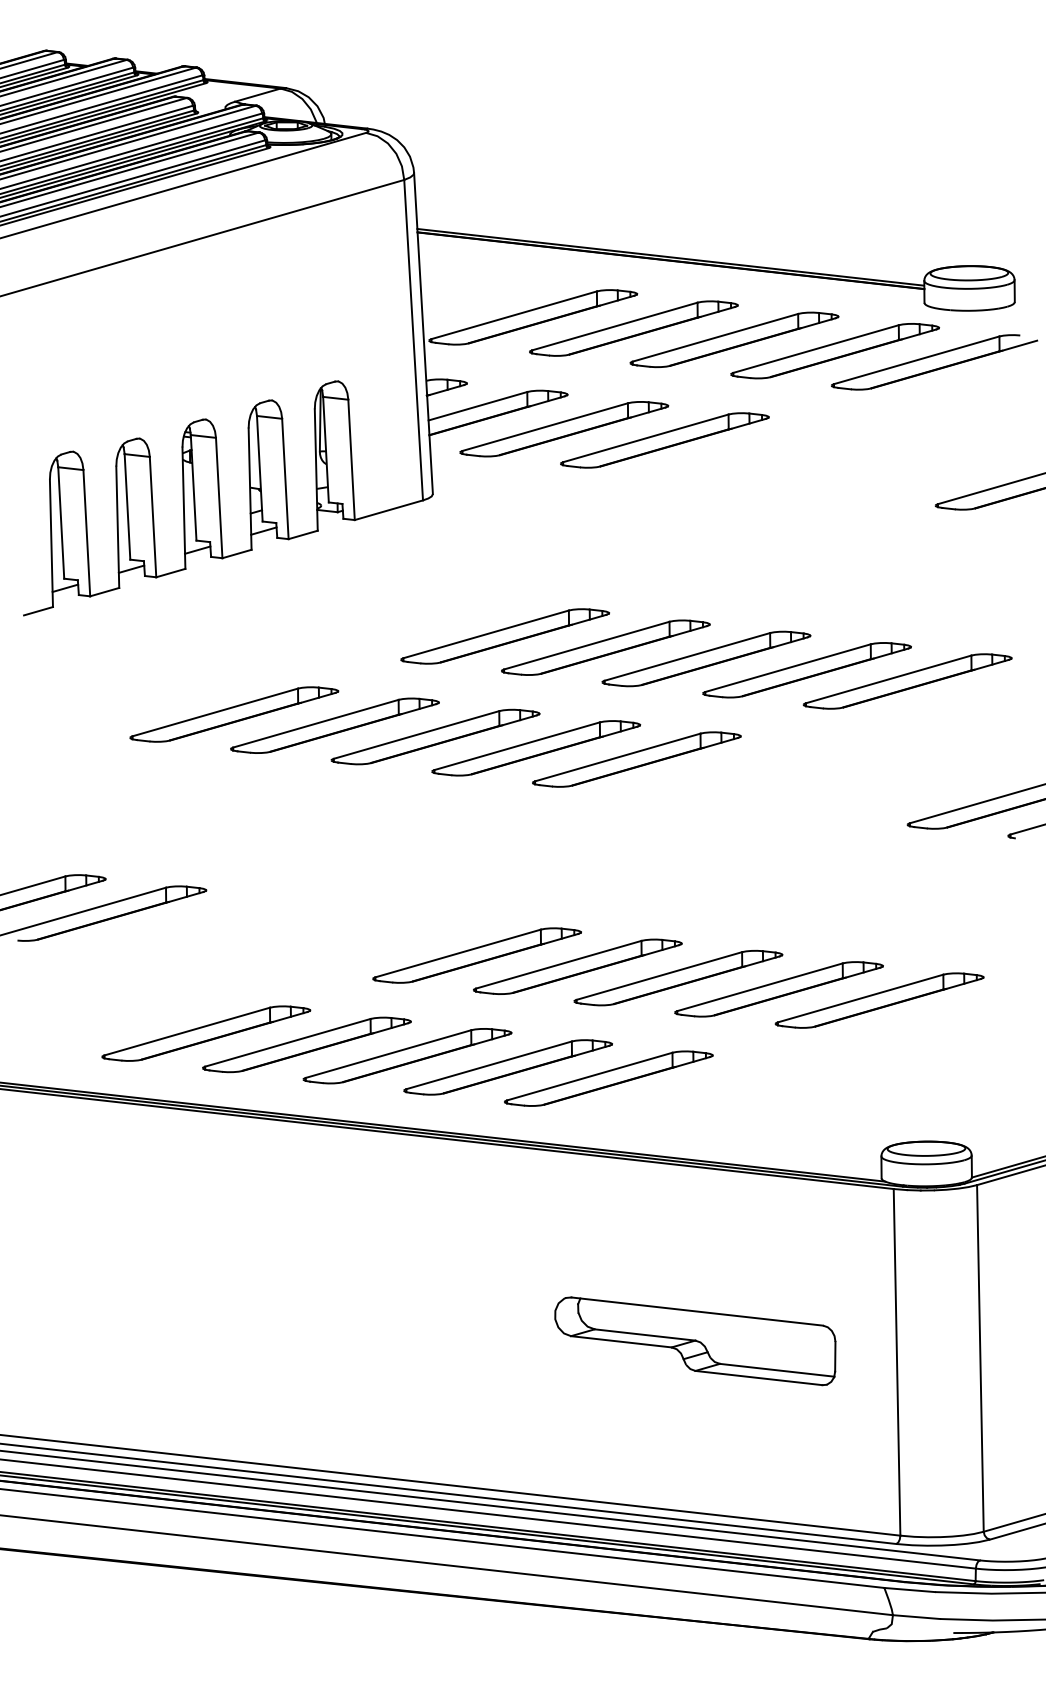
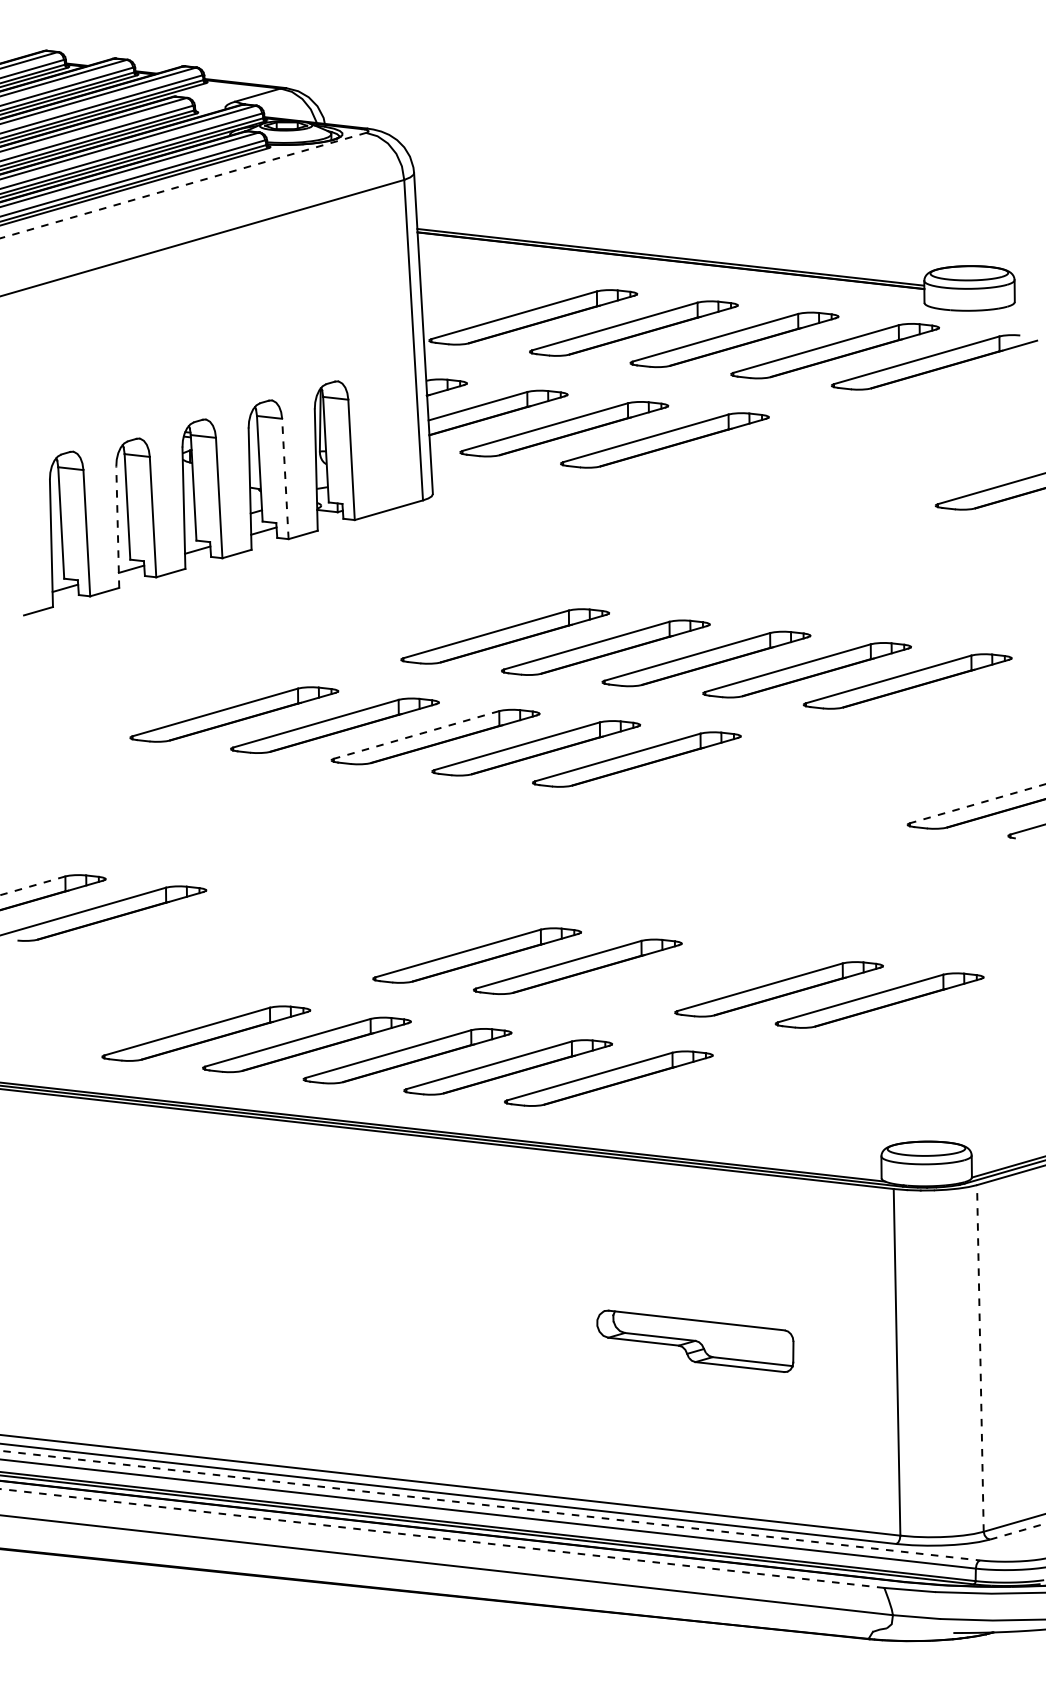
line: solid -> dashed (183, 185)
line: solid -> dashed (285, 478)
line: solid -> dashed (117, 527)
line: solid -> dashed (416, 735)
line: solid -> dashed (977, 803)
line: solid -> dashed (32, 885)
part: present -> none (678, 977)
part size: 283x91 px -> 199x64 px (695, 1340)
line: solid -> dashed (980, 1357)
line: solid -> dashed (490, 1505)
line: solid -> dashed (1017, 1531)
line: solid -> dashed (442, 1538)
